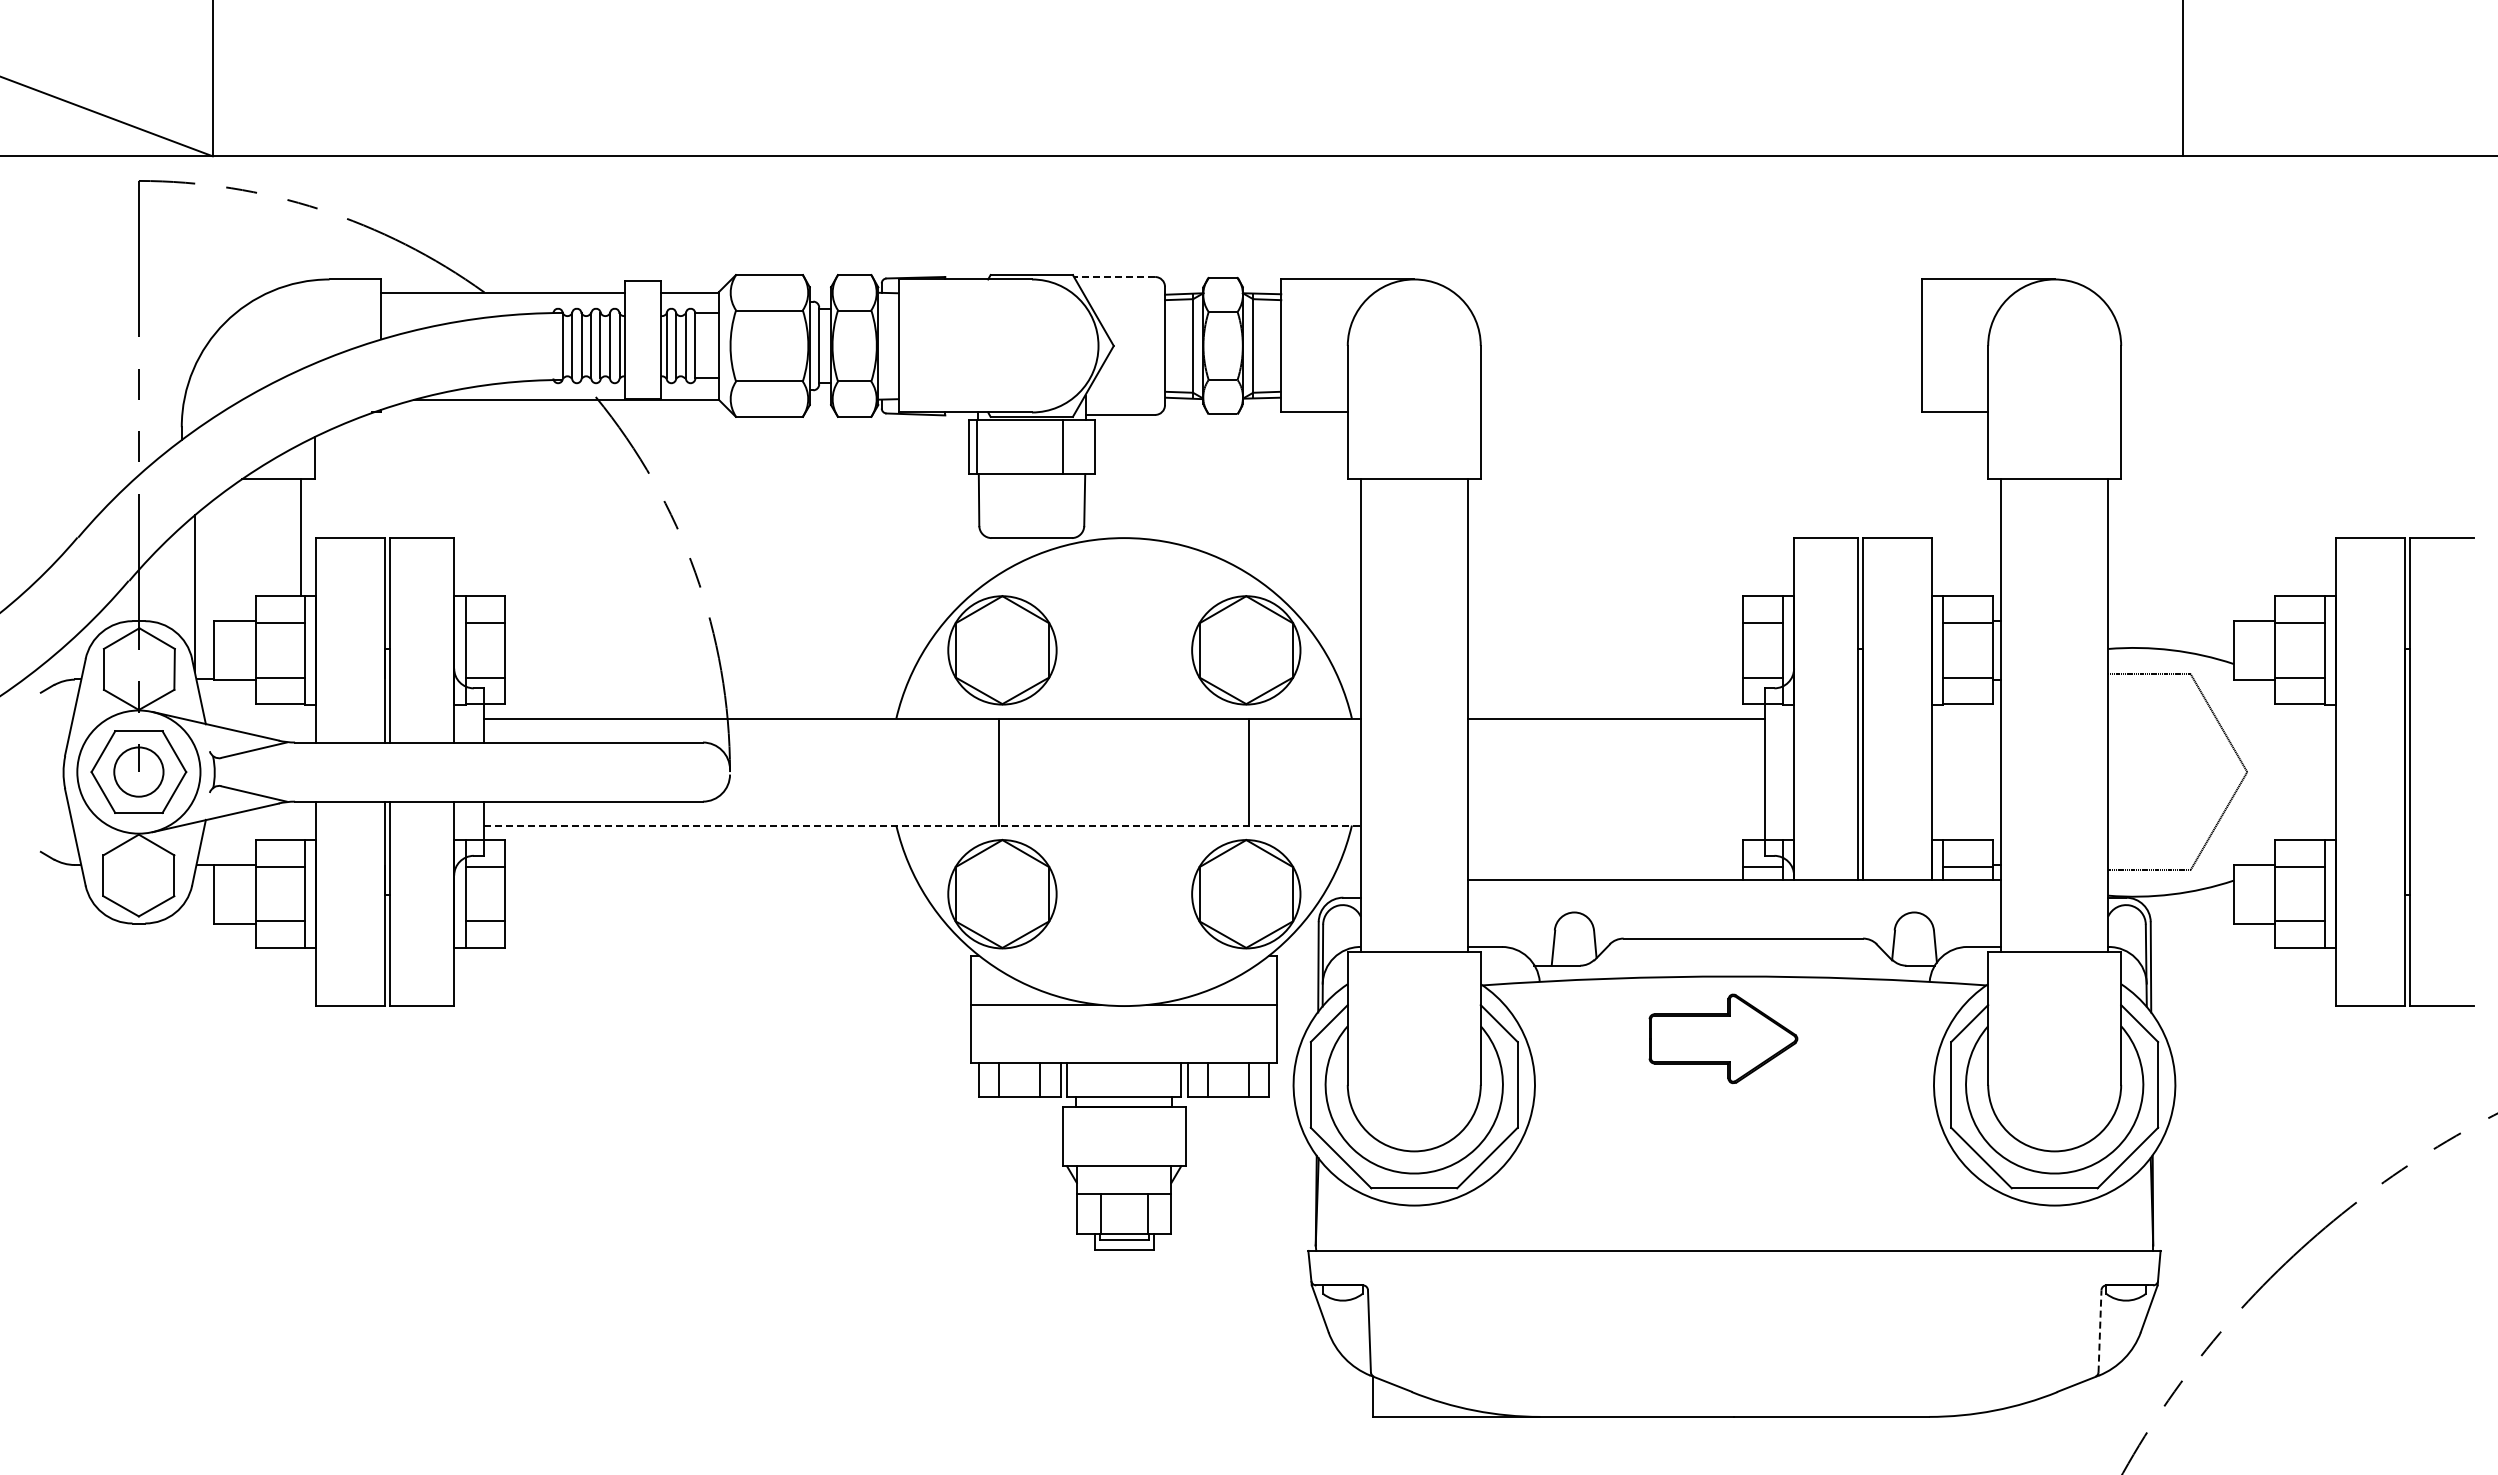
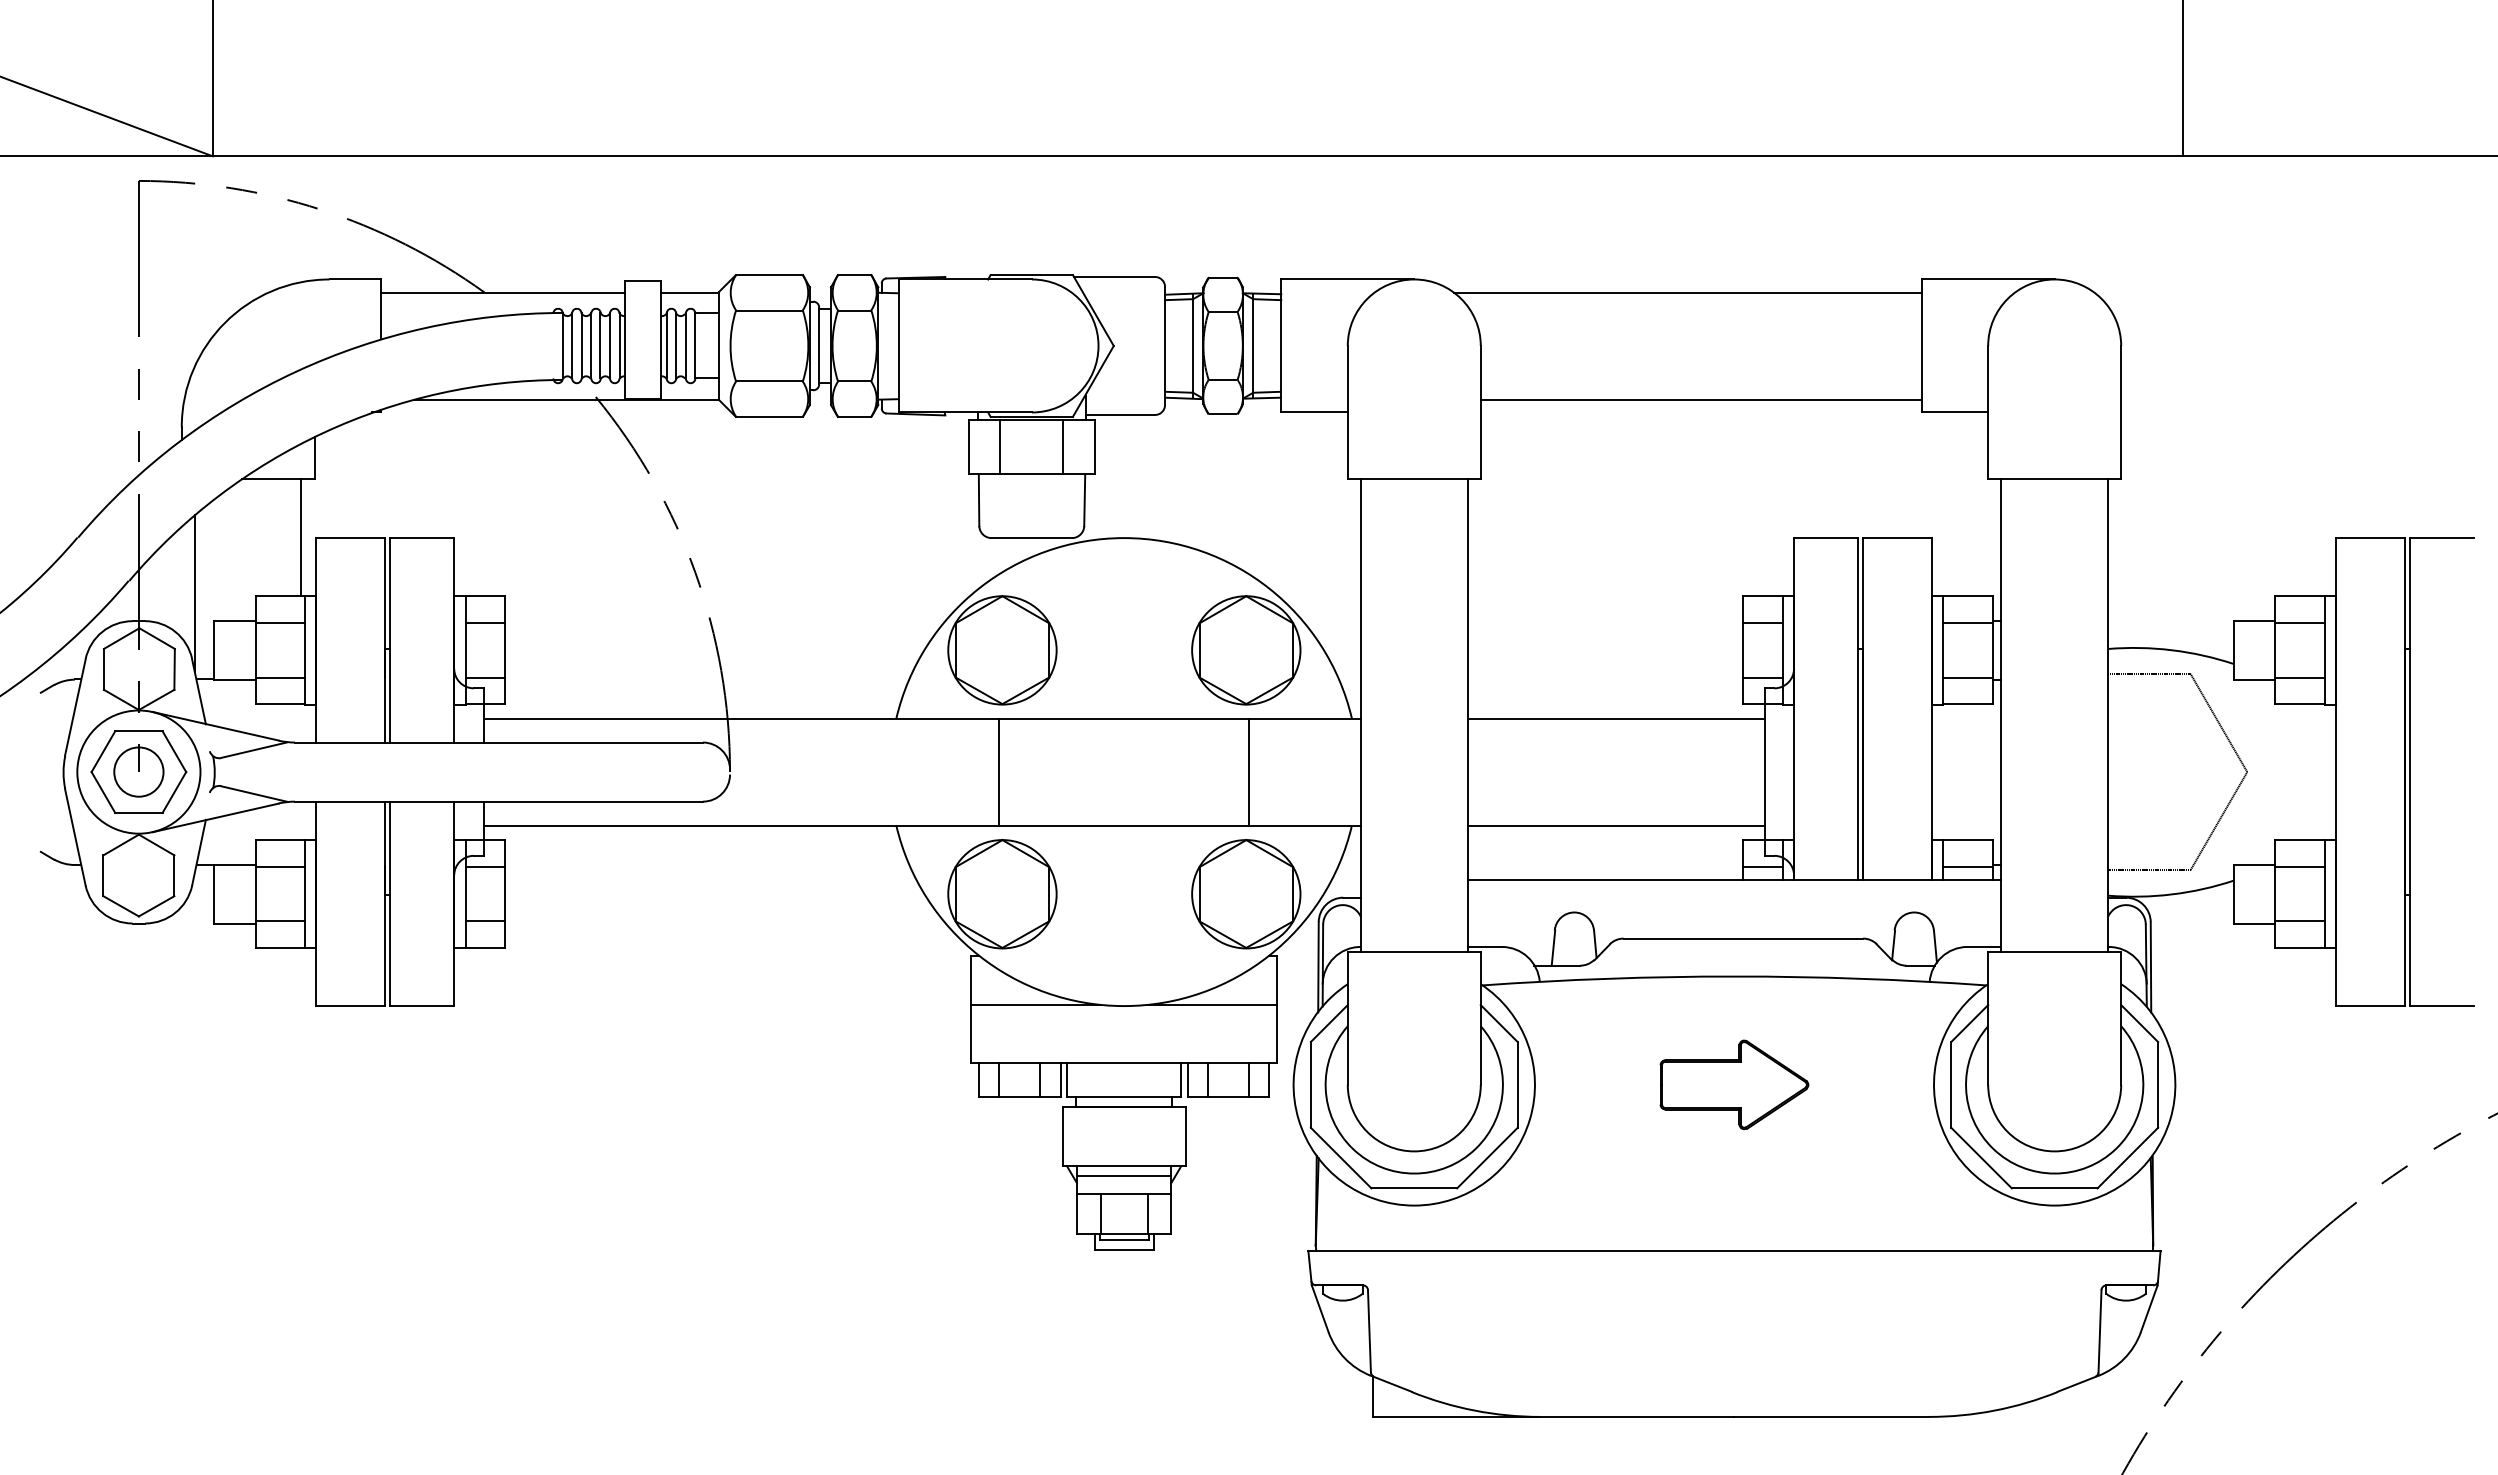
line: dashed -> solid (1114, 277)
line: none -> present (1687, 292)
line: none -> present (1700, 399)
line position: (977, 446) -> (1000, 446) (1000, 446)
line: dashed -> solid (922, 825)
line: none -> present (1615, 825)
part position: (1723, 1038) -> (1734, 1084) (1734, 1084)
line: none -> present (1123, 1176)
line: dashed -> solid (2100, 1330)
